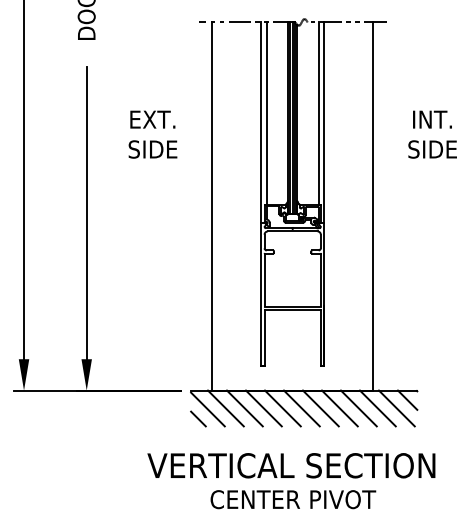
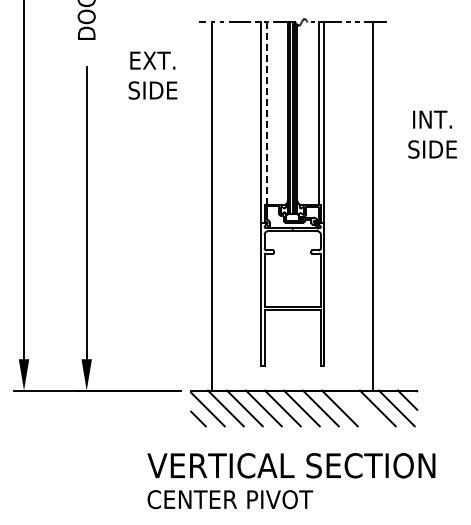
line: solid -> dashed (266, 113)
text position: (152, 134) -> (152, 75) (152, 75)
line: present -> none (358, 408)
text position: (293, 499) -> (230, 499) (230, 499)
